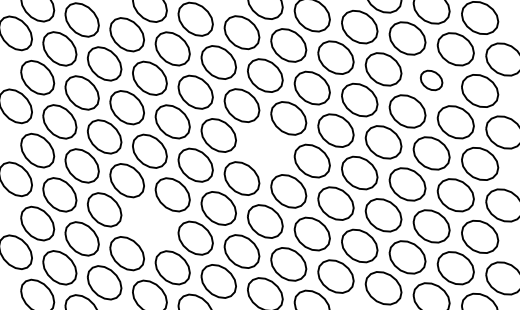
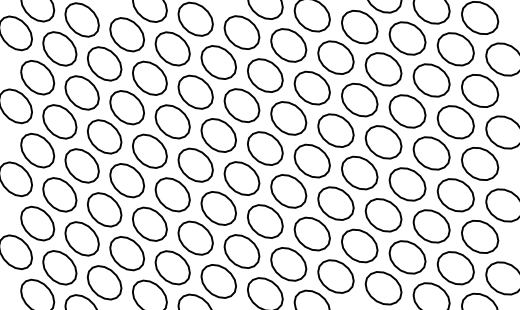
part size: 24x23 px -> 39x35 px (431, 80)
part: none -> present (265, 148)
part: none -> present (149, 223)
